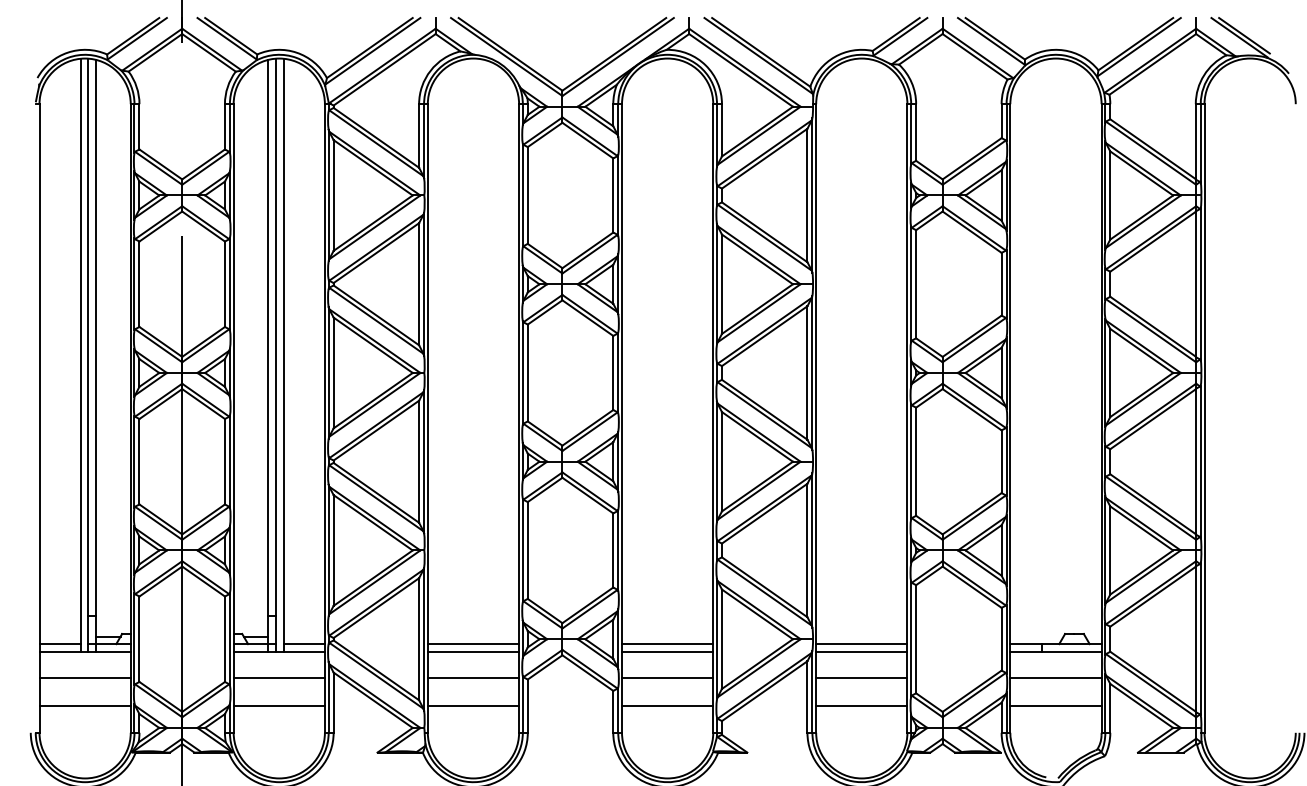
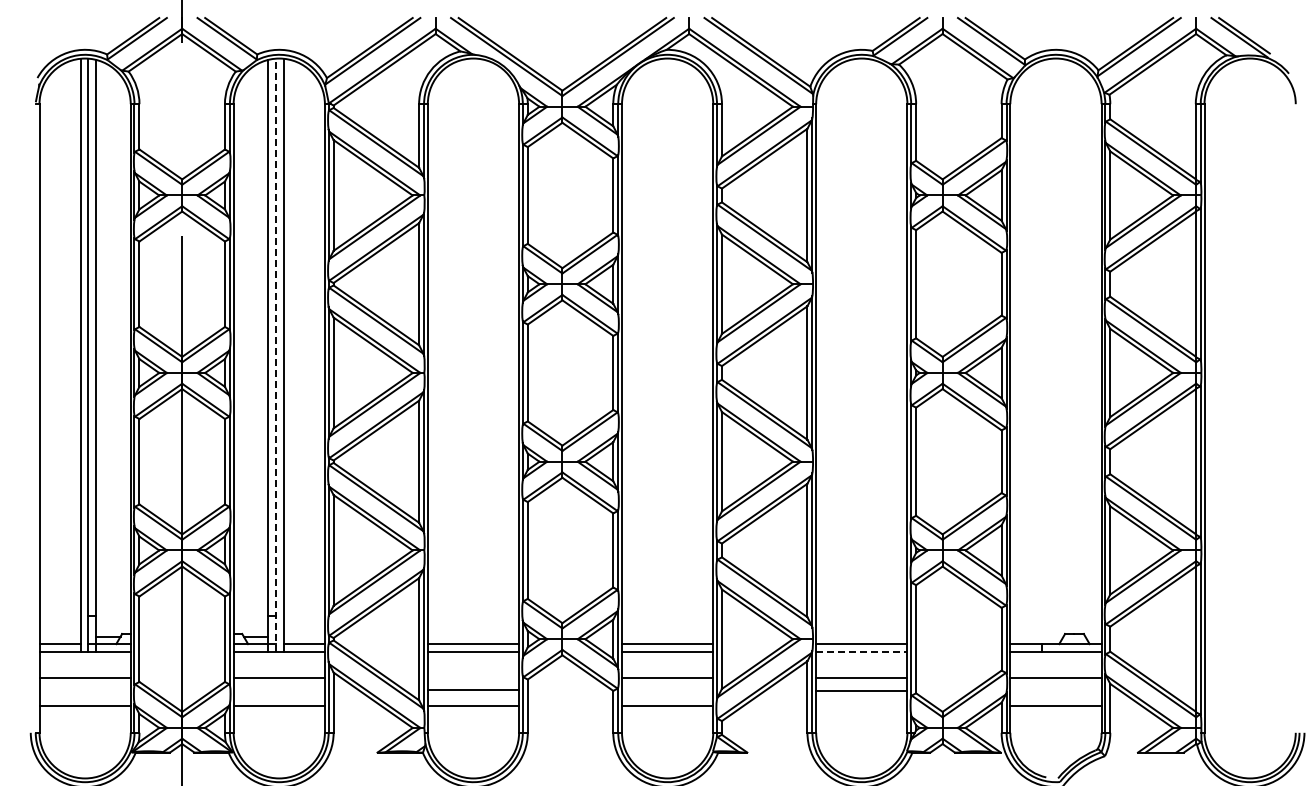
line: solid -> dashed (276, 354)
line: solid -> dashed (861, 651)
line position: (473, 677) -> (473, 689) (473, 689)
line position: (861, 705) -> (861, 690) (861, 690)
